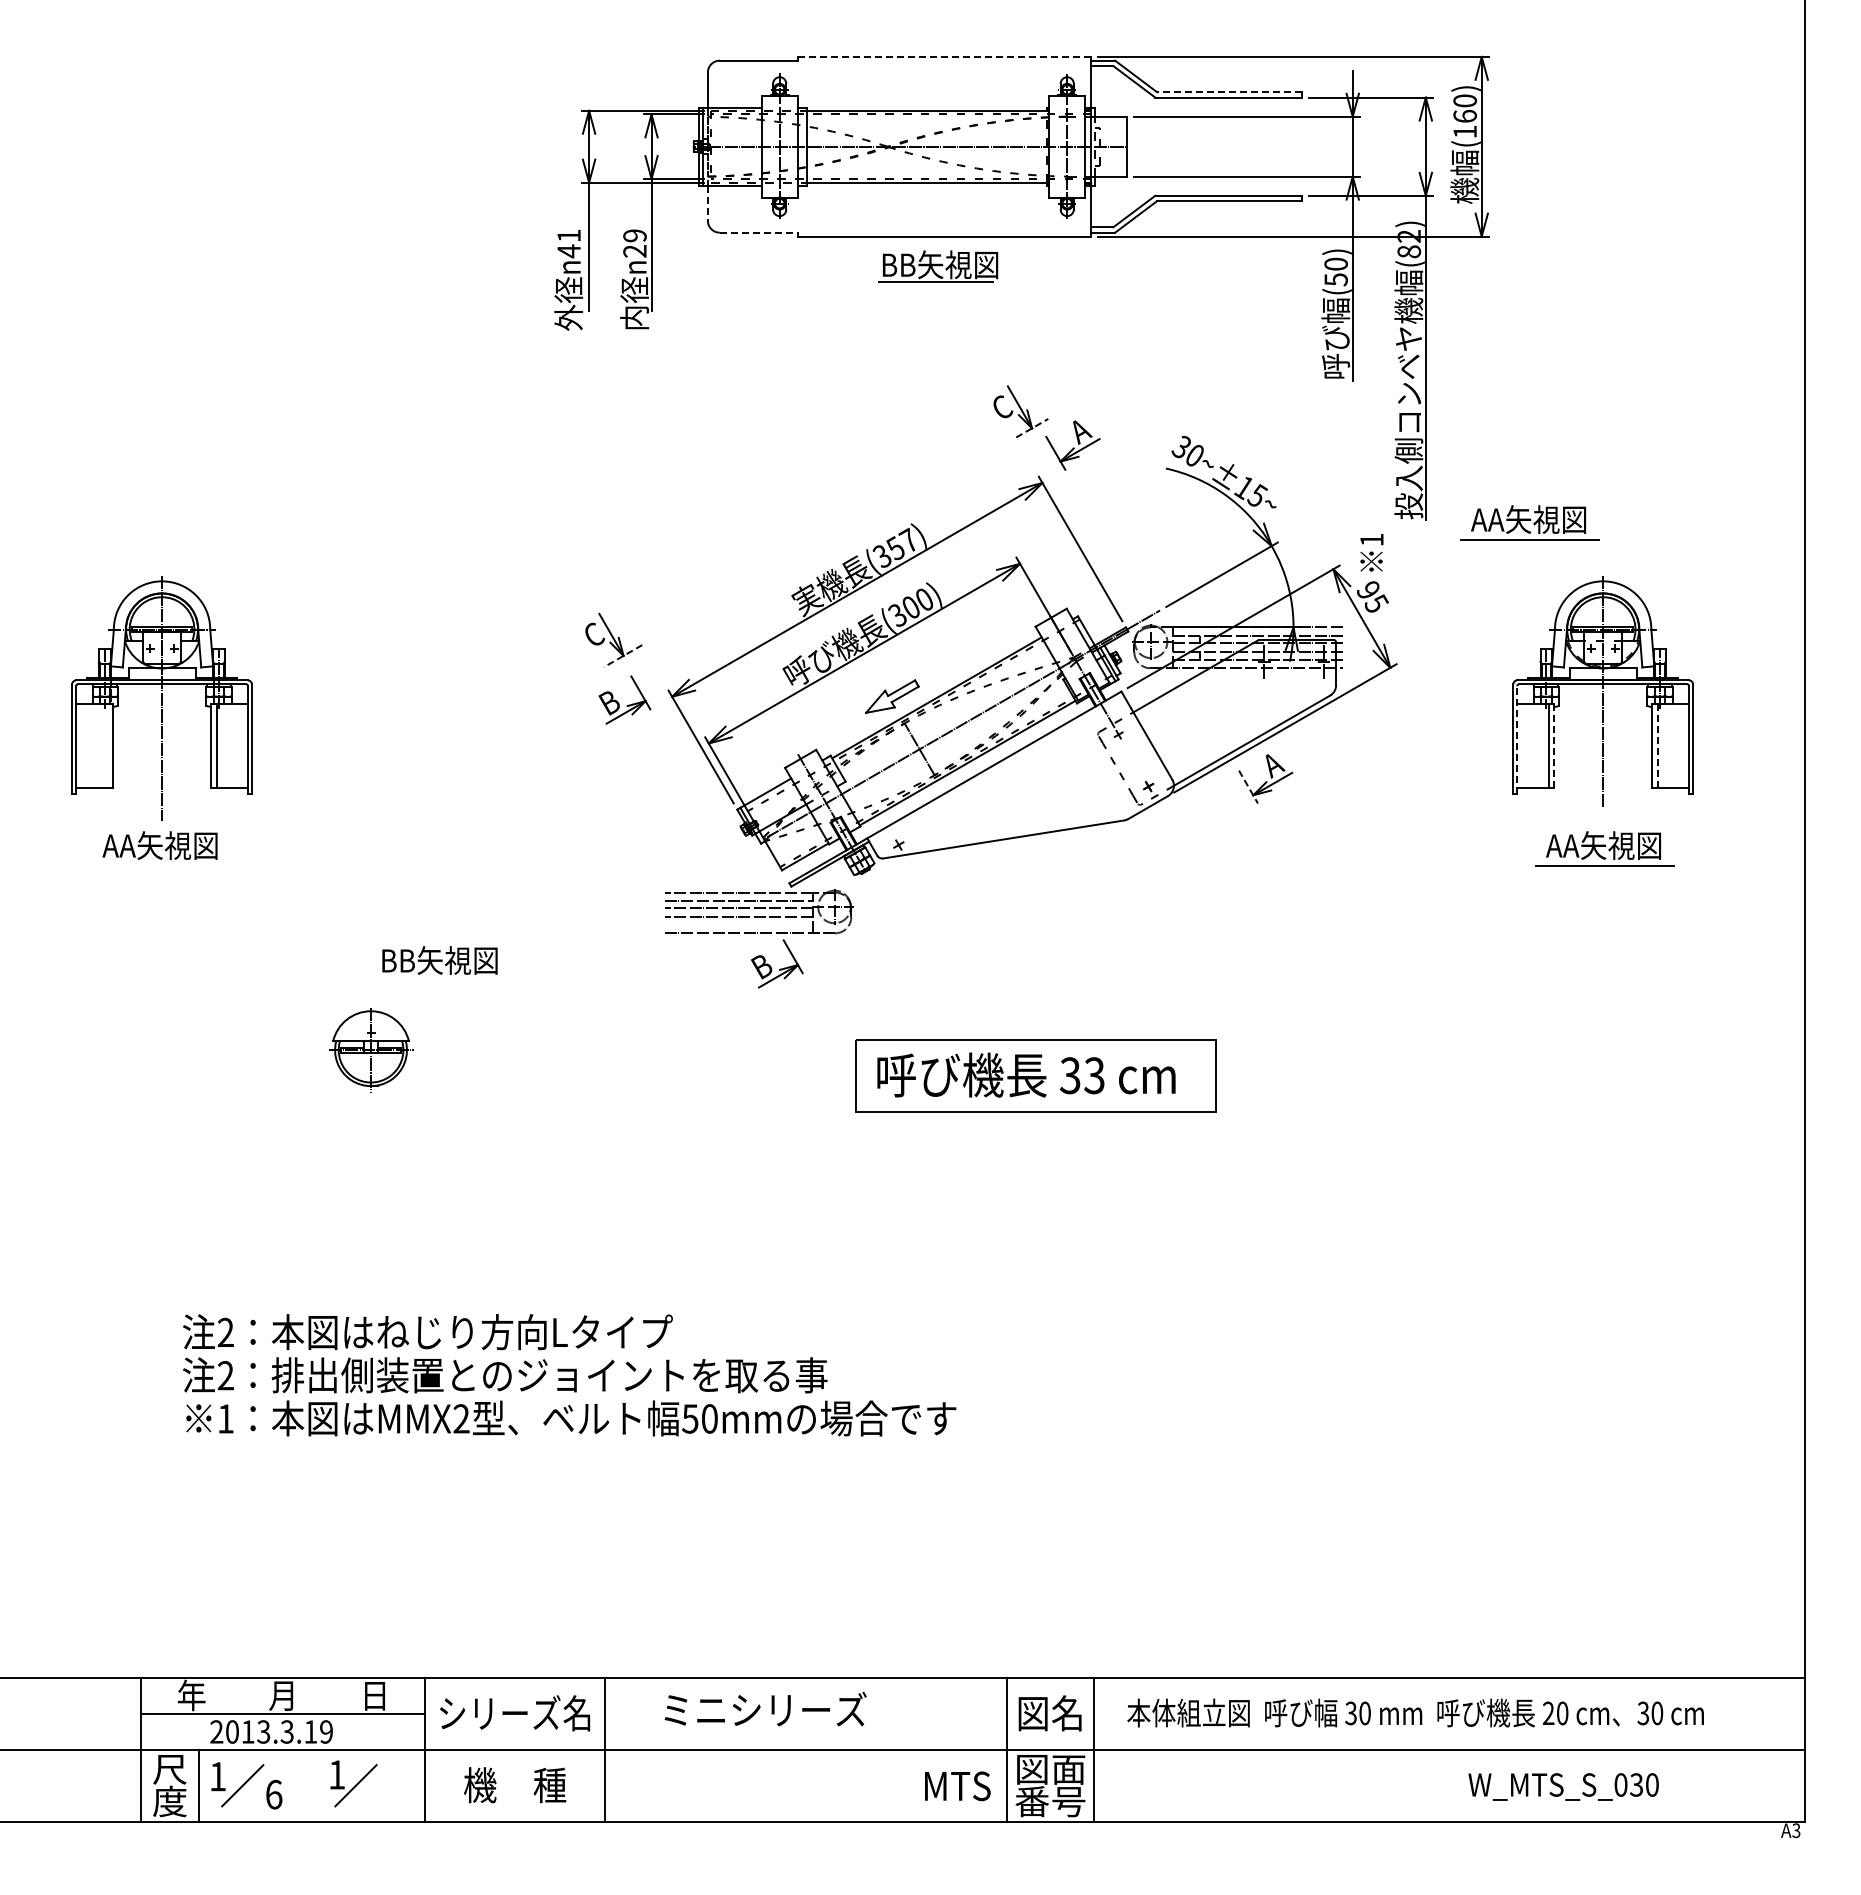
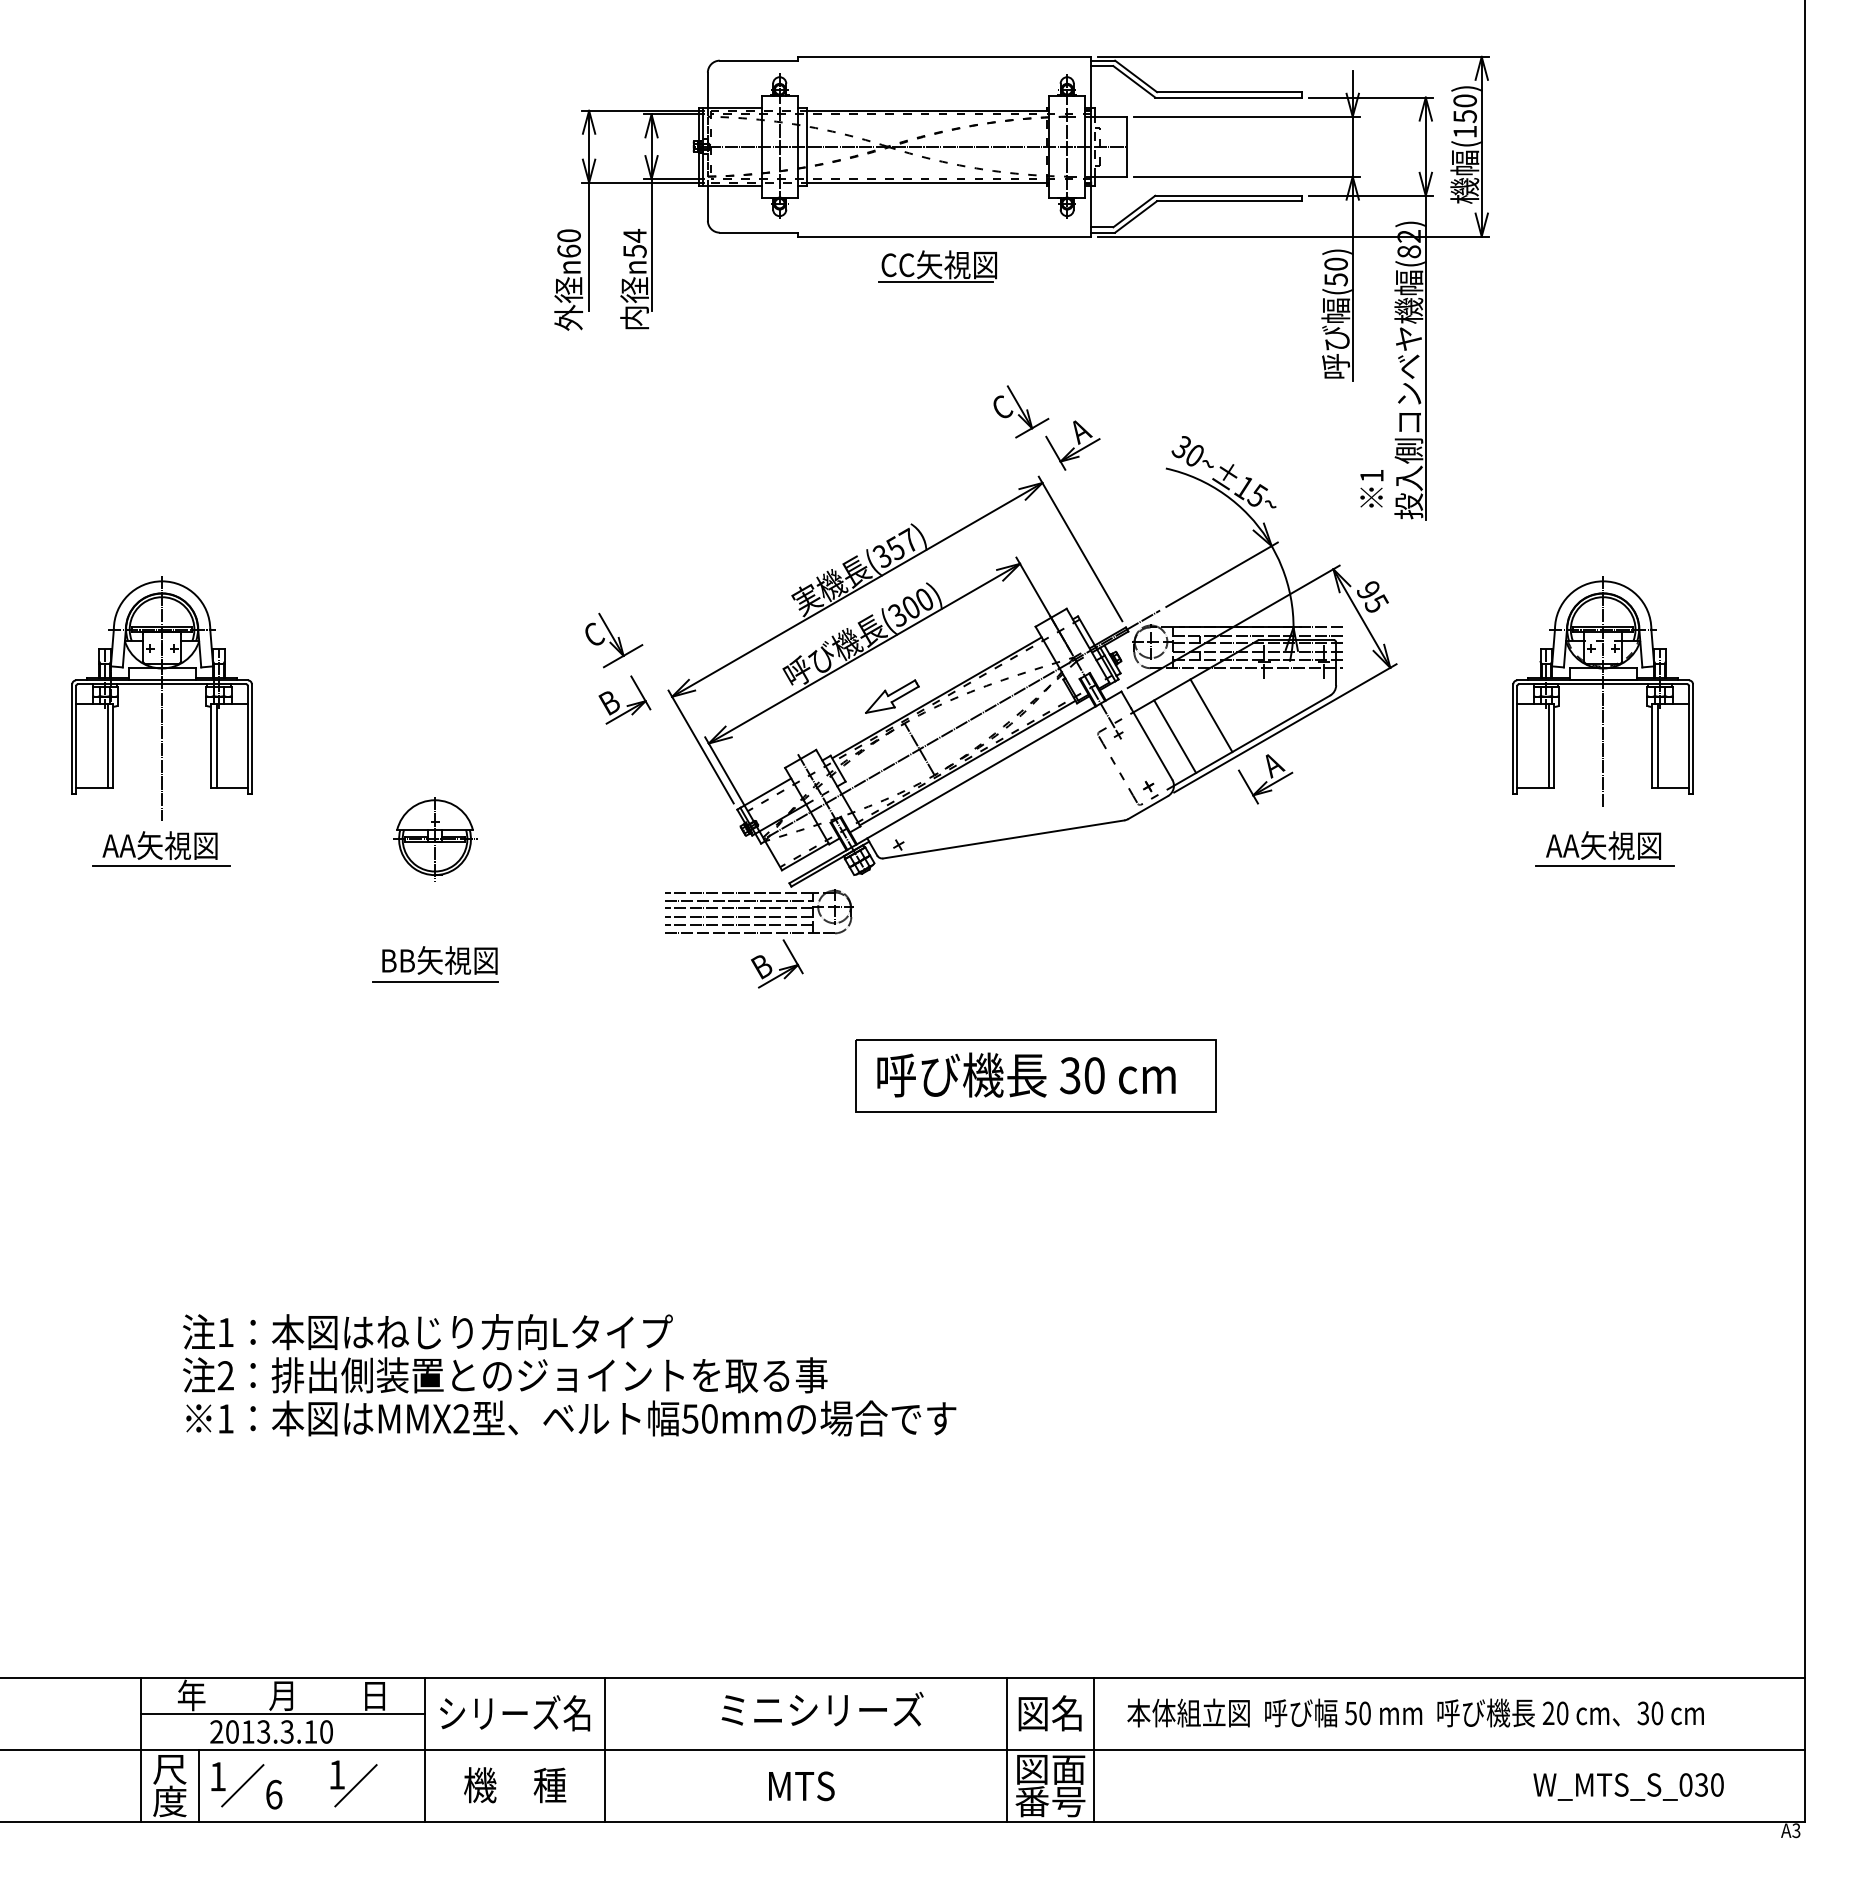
line: dashed -> solid (944, 56)
line: dashed -> solid (1229, 92)
text: (160) -> (150) (1464, 116)
line: dashed -> solid (707, 203)
line: dashed -> solid (758, 232)
text: 29 -> 54 (634, 242)
text: 41 -> 60 (568, 243)
text: BB矢視図 -> CC矢視図 (939, 264)
line: dashed -> solid (1032, 428)
part: present -> none (1529, 522)
text position: (1371, 552) -> (1371, 488) (1371, 488)
line: dashed -> solid (622, 656)
line: none -> present (1211, 715)
line: none -> present (1175, 736)
line: dashed -> solid (1517, 739)
line: none -> present (107, 746)
line: dashed -> solid (1554, 746)
line: dashed -> solid (1657, 746)
line: dashed -> solid (1248, 787)
line: none -> present (161, 865)
line: none -> present (738, 925)
line: none -> present (435, 982)
part position: (371, 1050) -> (435, 839) (435, 839)
text: 33 -> 30 (1094, 1075)
text: 2 -> 1 (225, 1331)
text position: (765, 1708) -> (822, 1708) (822, 1708)
text: 30 -> 50 (1350, 1712)
text: 2013.3.19 -> 2013.3.10 (326, 1731)
text position: (957, 1786) -> (801, 1786) (801, 1786)
text position: (1563, 1786) -> (1628, 1786) (1628, 1786)
